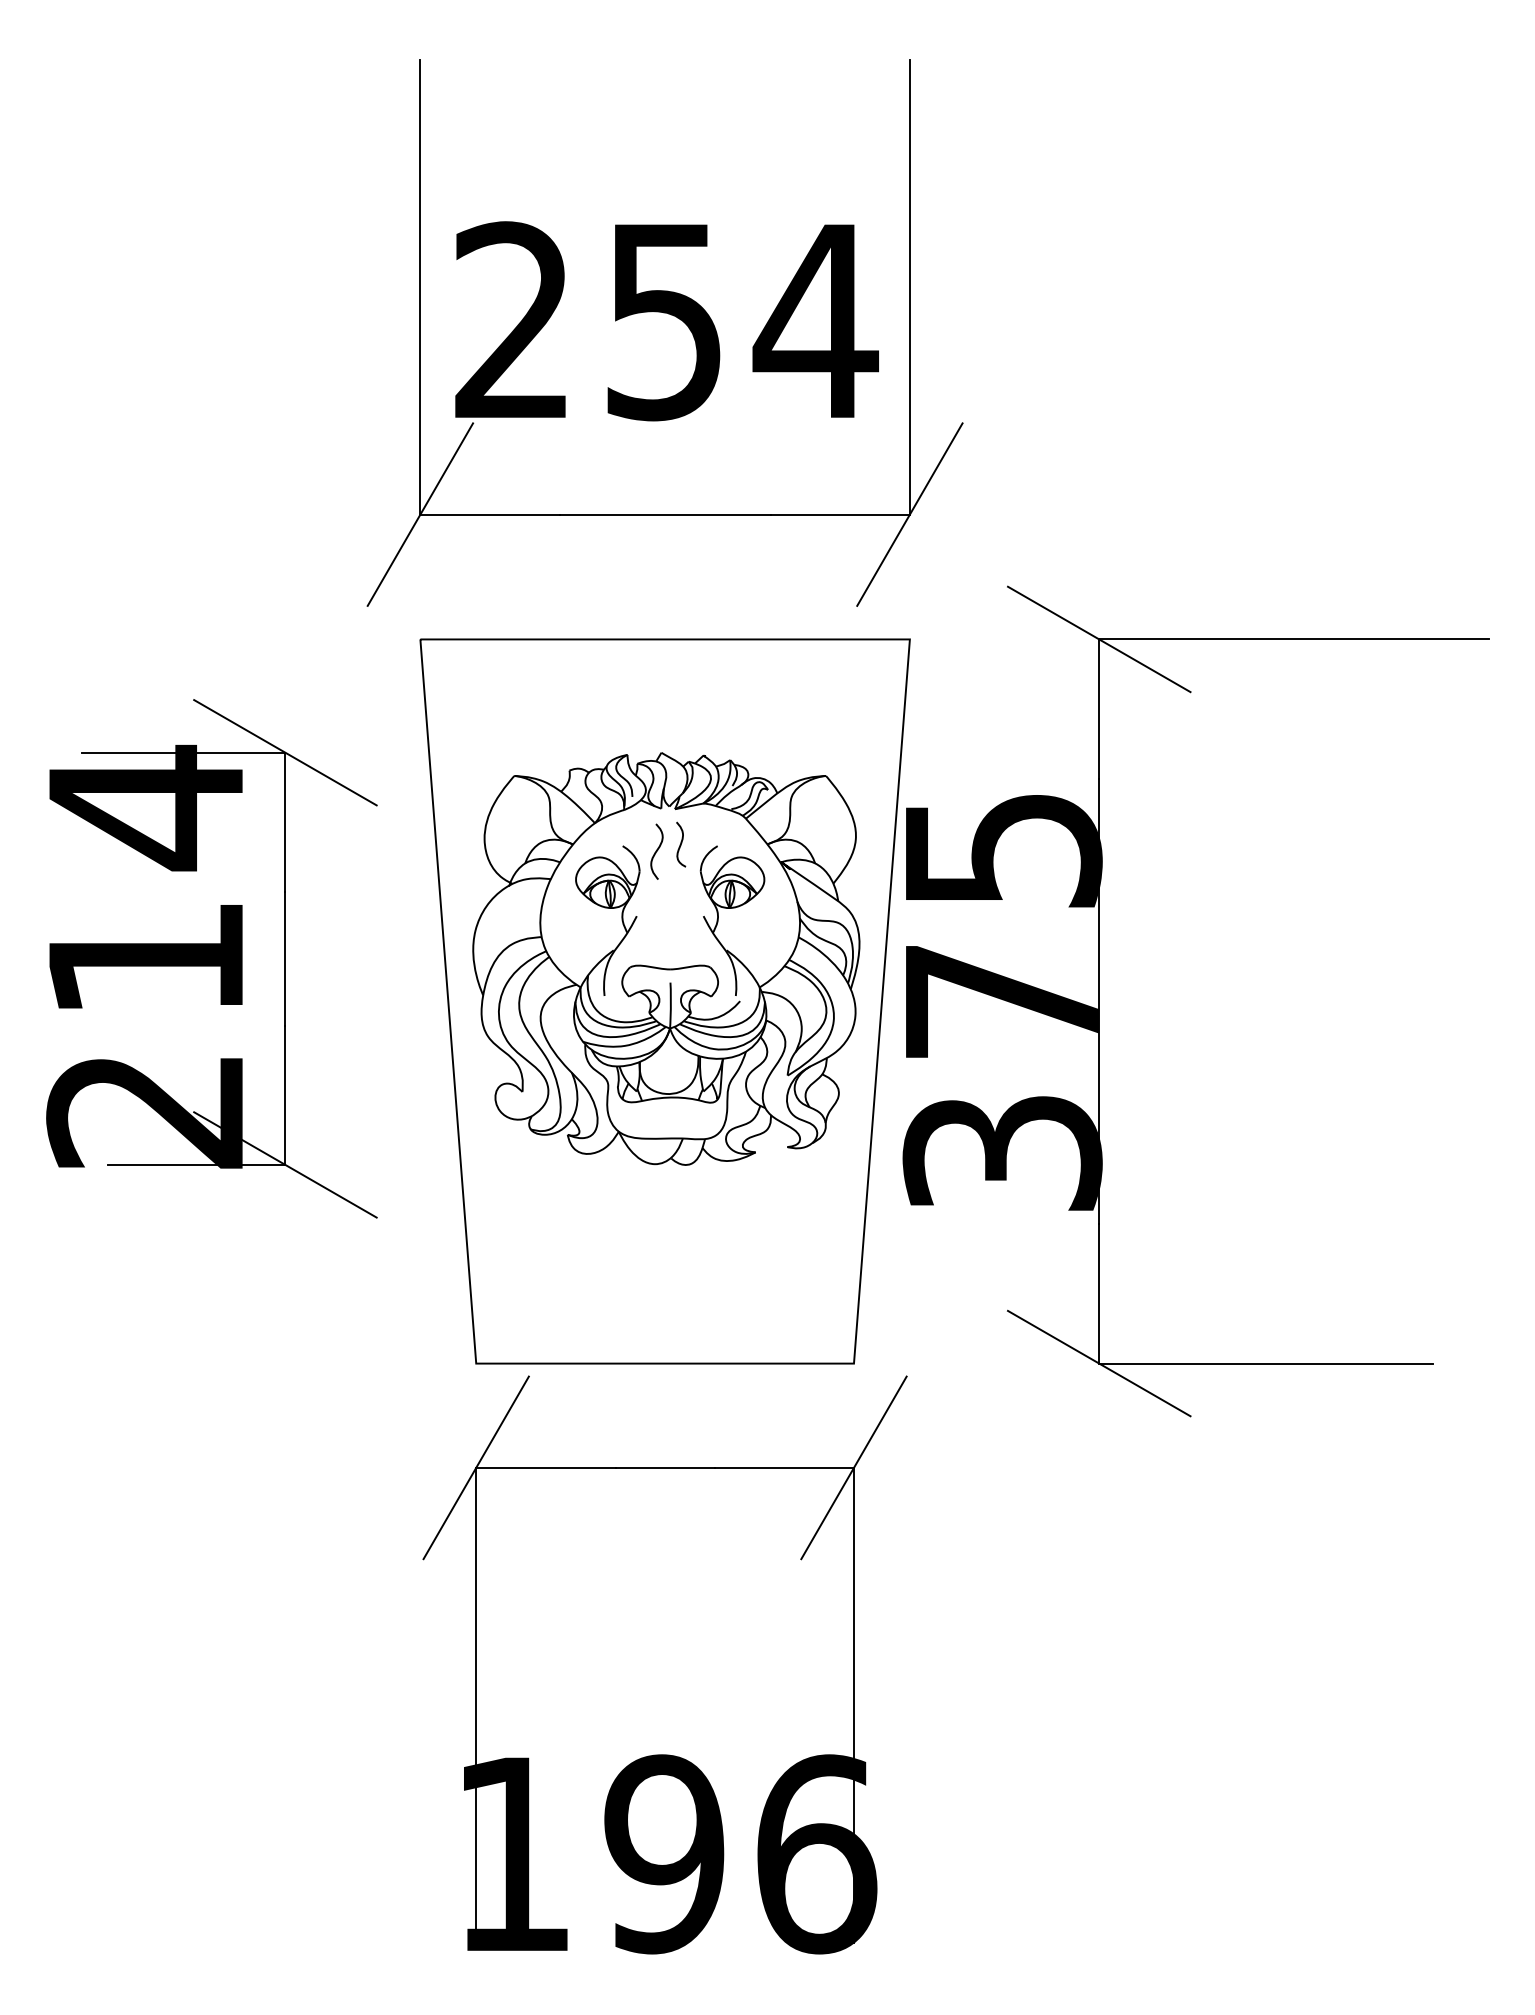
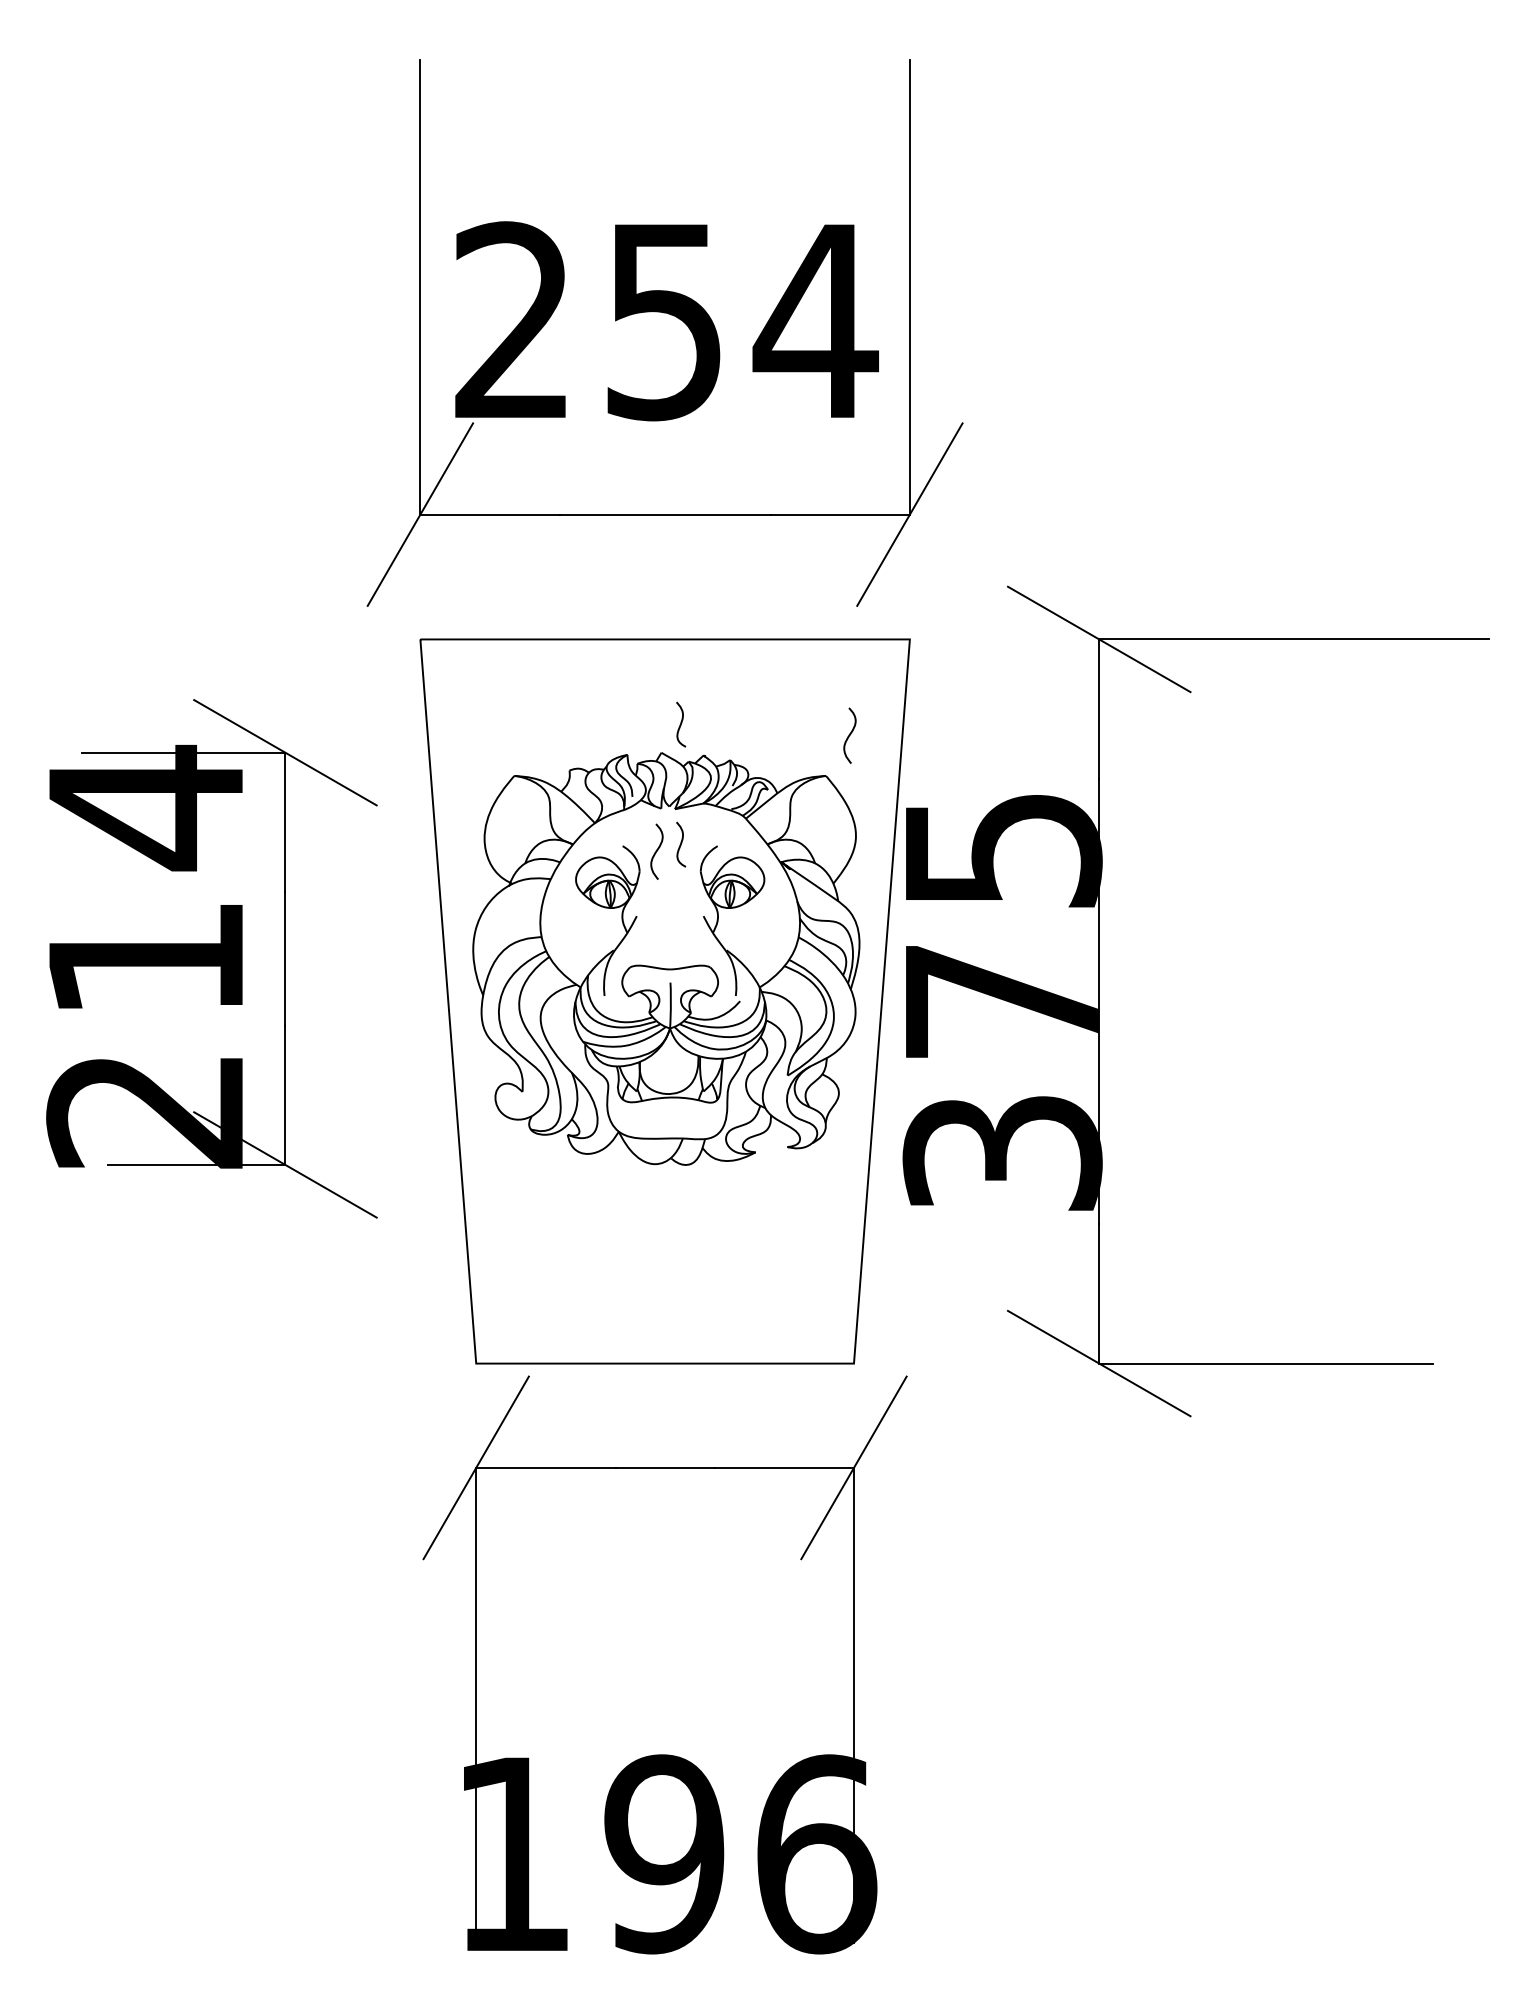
curve: none -> present (681, 724)
curve: none -> present (849, 735)
